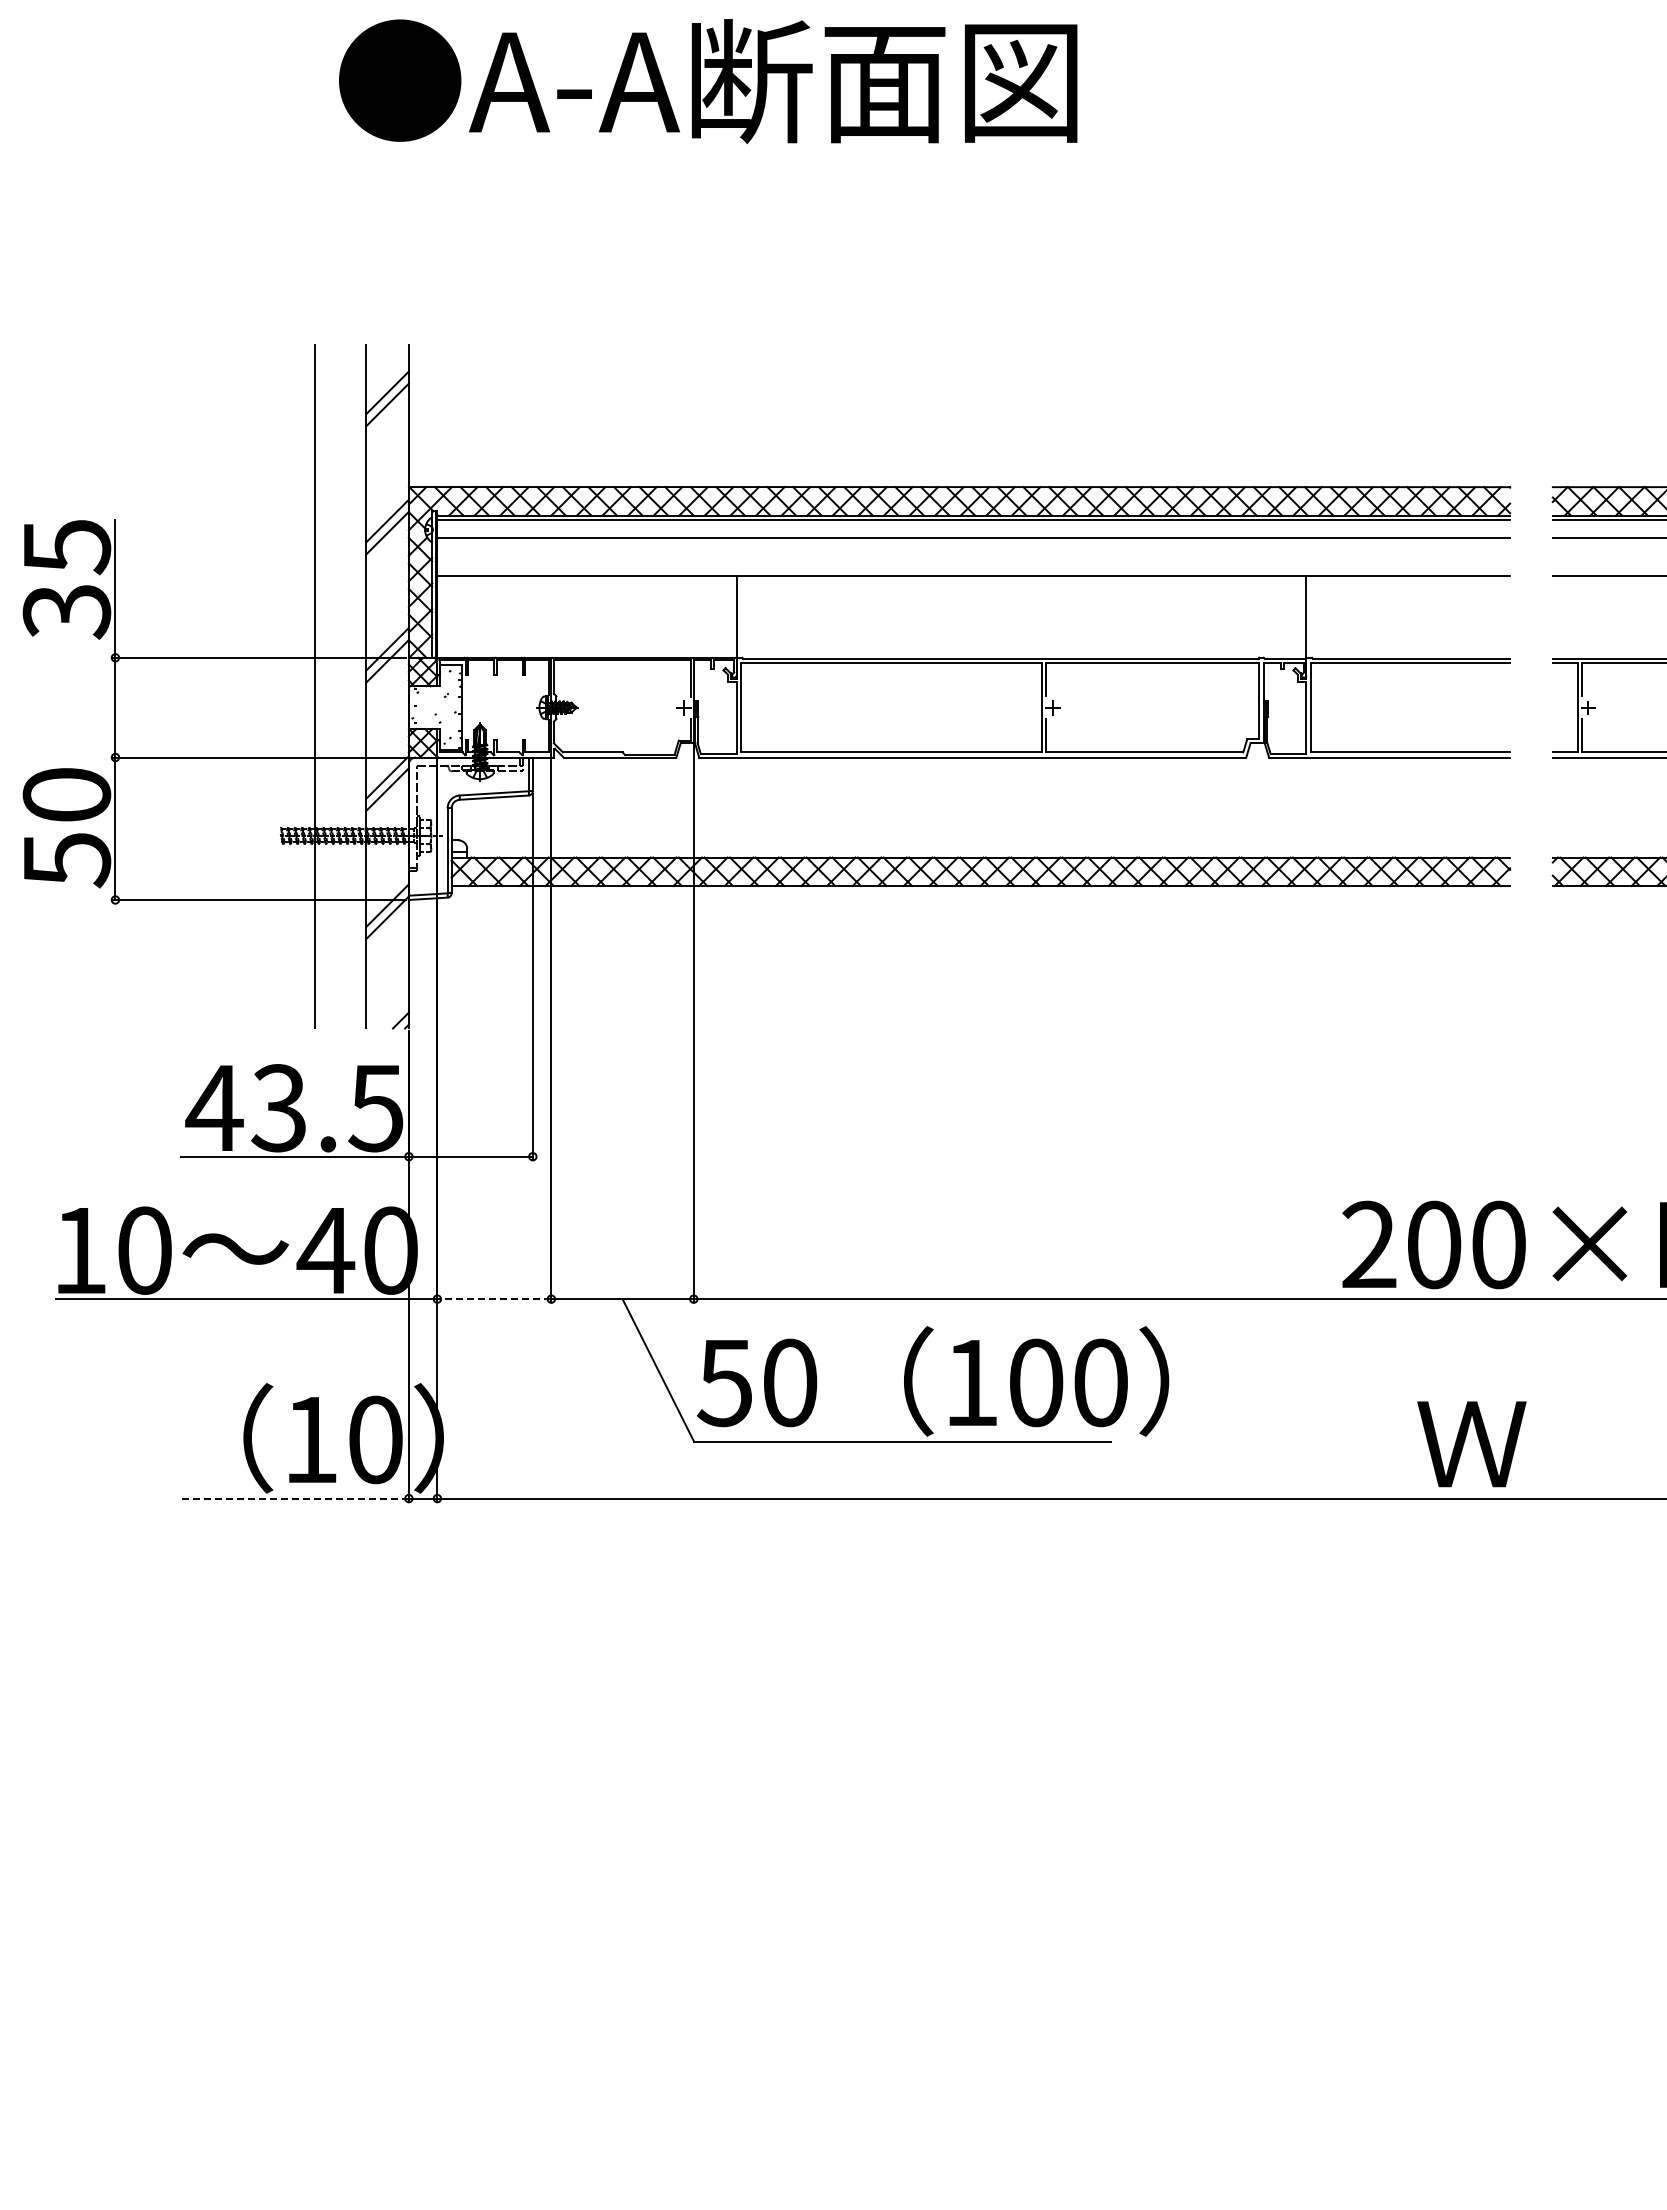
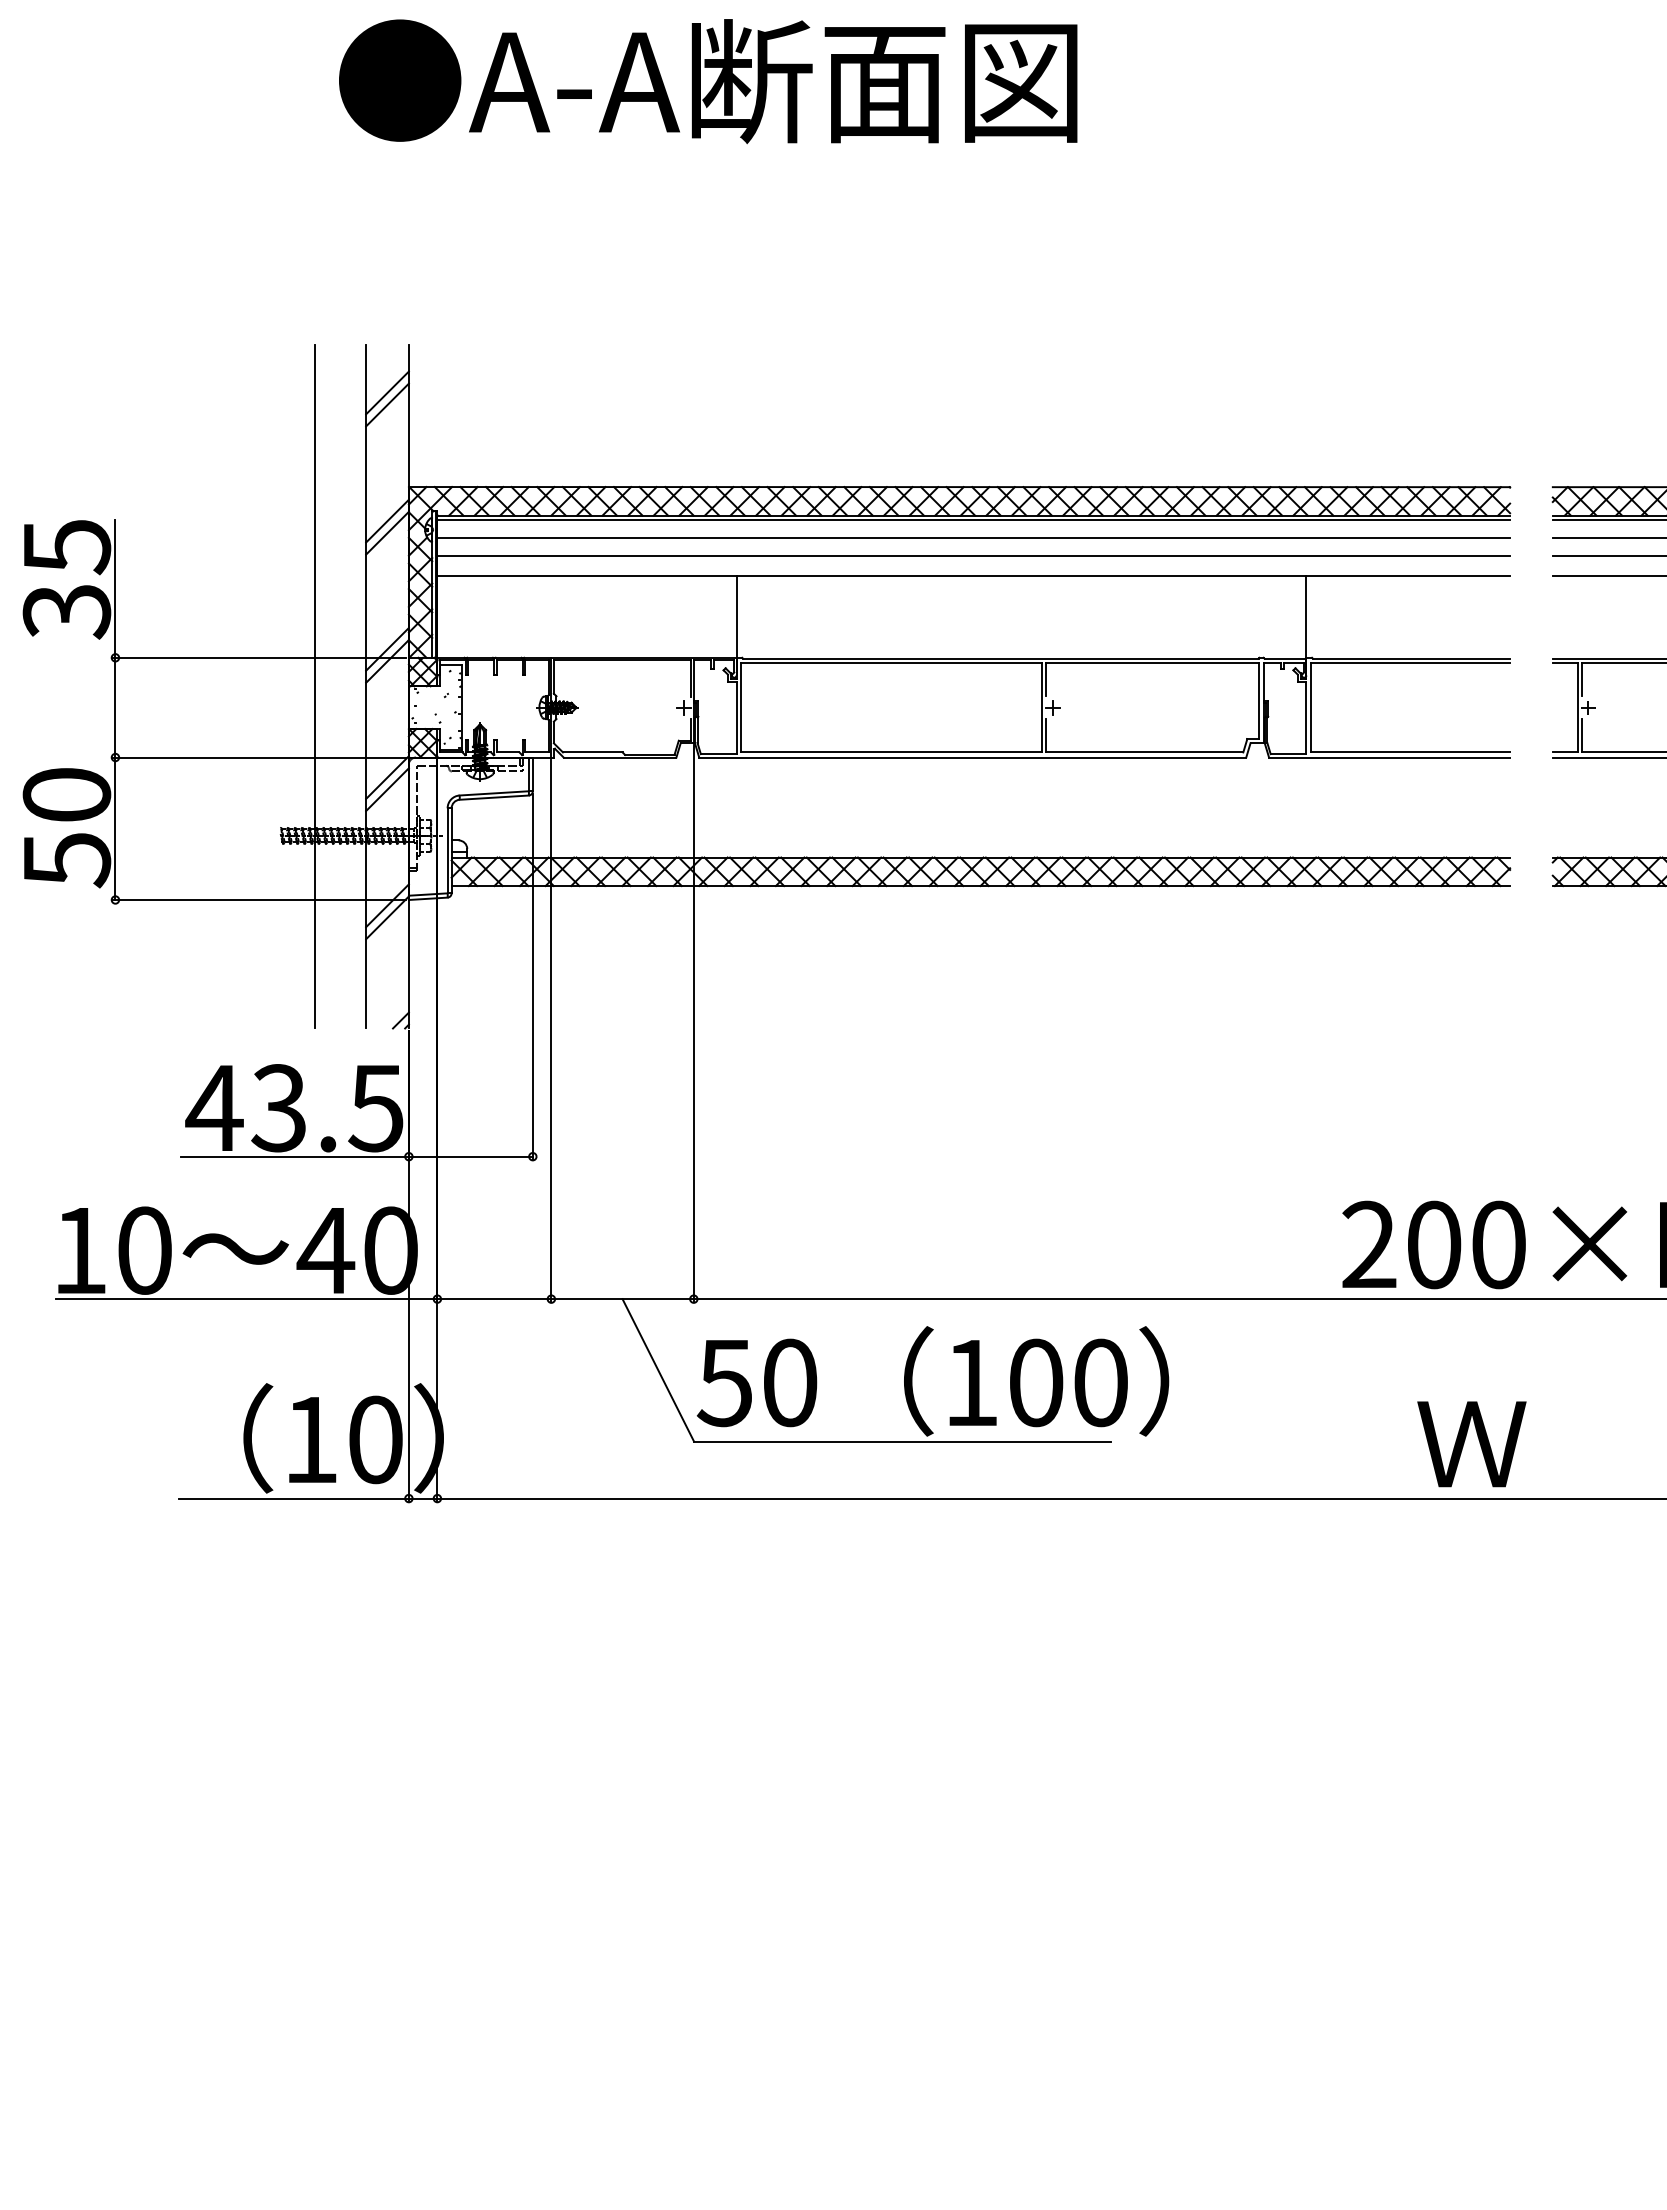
line: none -> present (973, 555)
line: none -> present (1607, 555)
line: dashed -> solid (494, 1299)
line: dashed -> solid (293, 1498)
